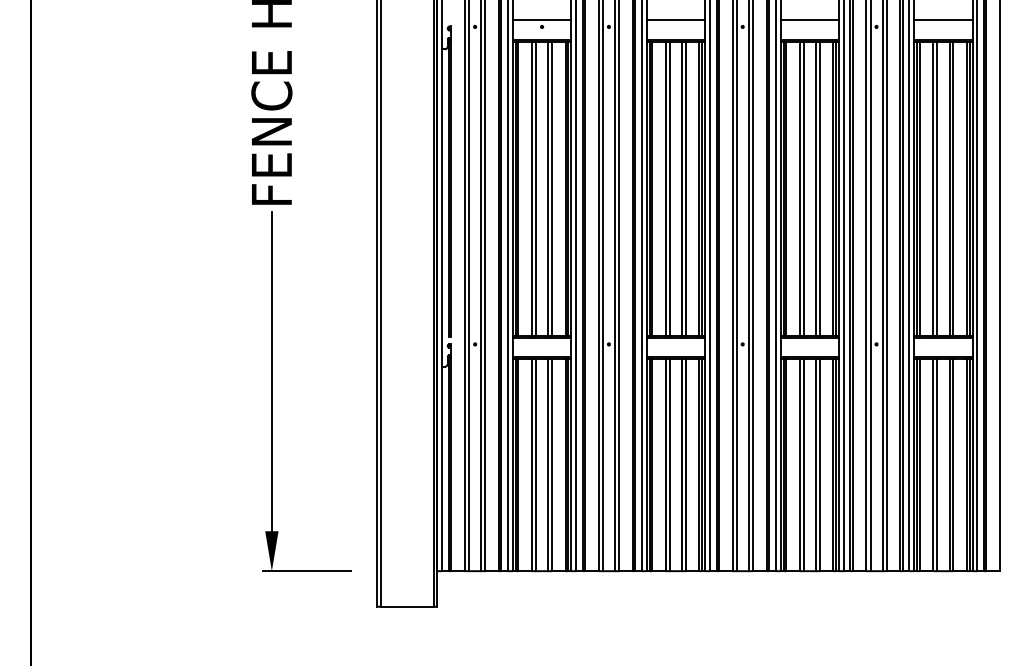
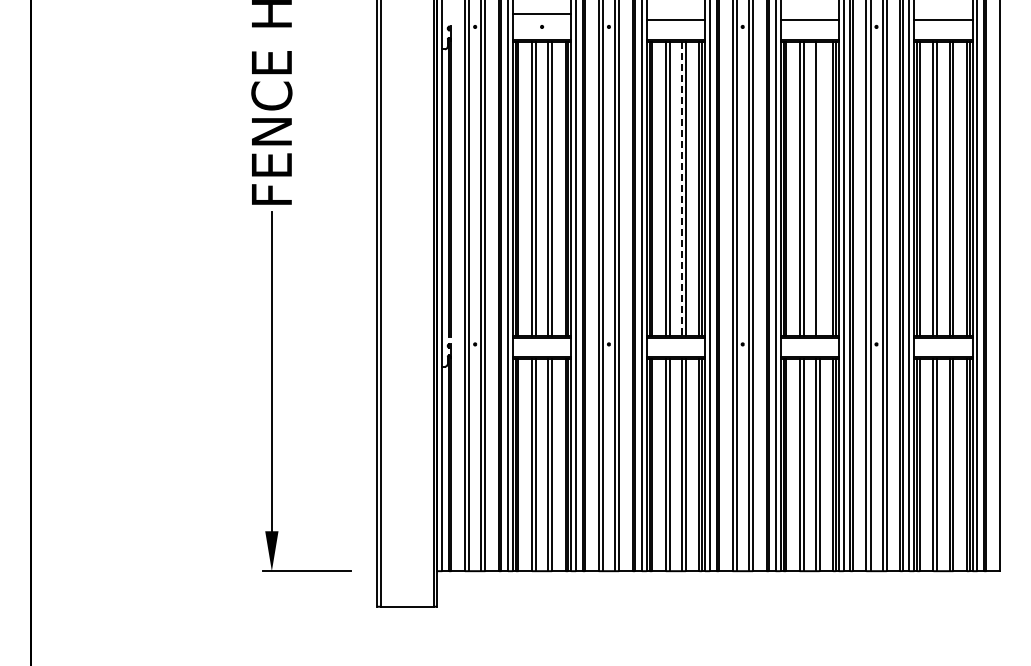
line position: (541, 20) -> (541, 14) (541, 14)
line: present -> none (819, 188)
line: solid -> dashed (681, 189)
